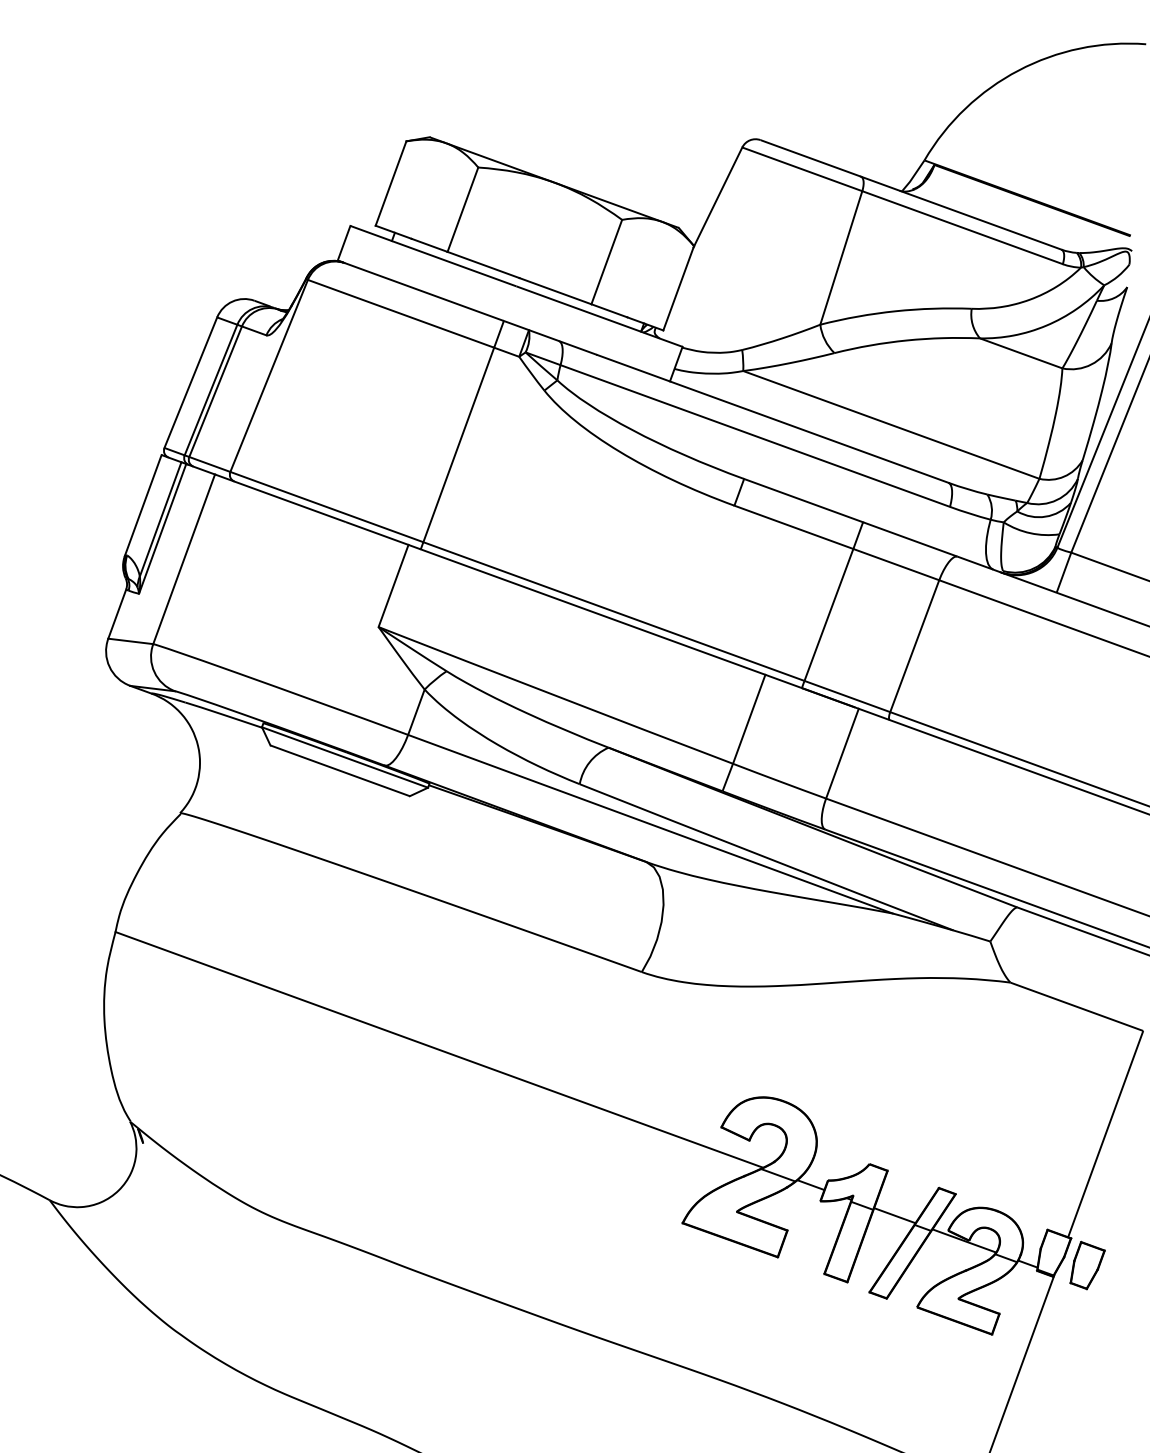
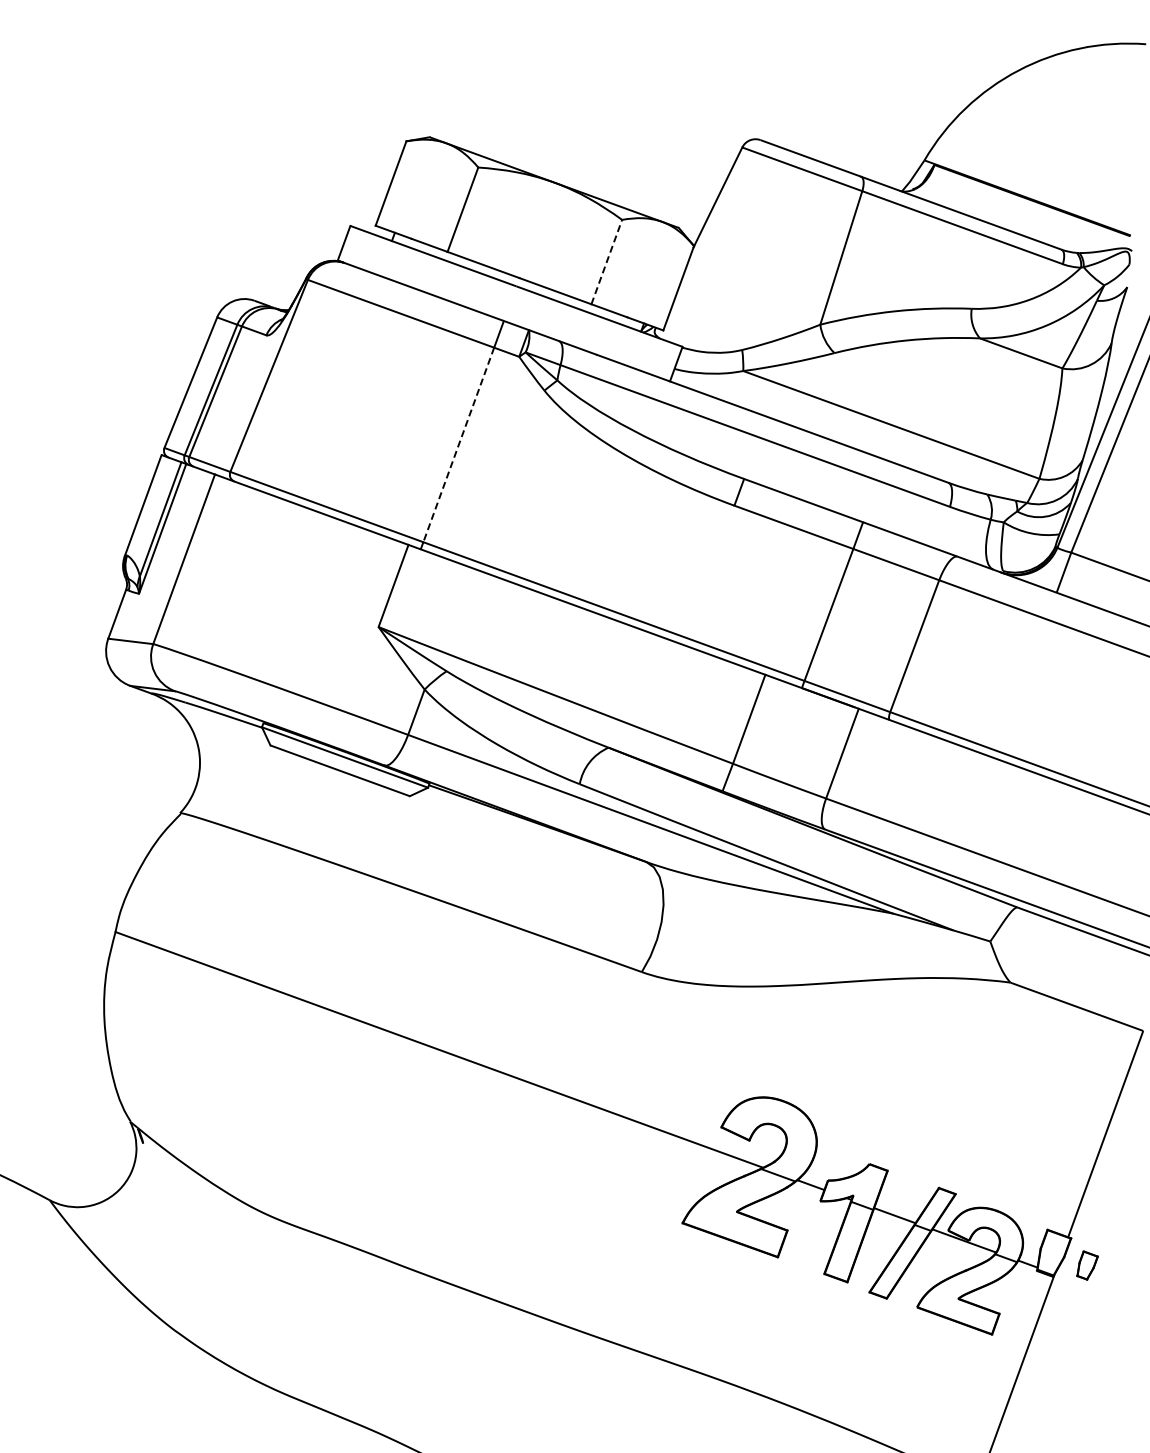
line: solid -> dashed (606, 262)
line: solid -> dashed (458, 445)
part size: 37x51 px -> 23x31 px (1087, 1265)
